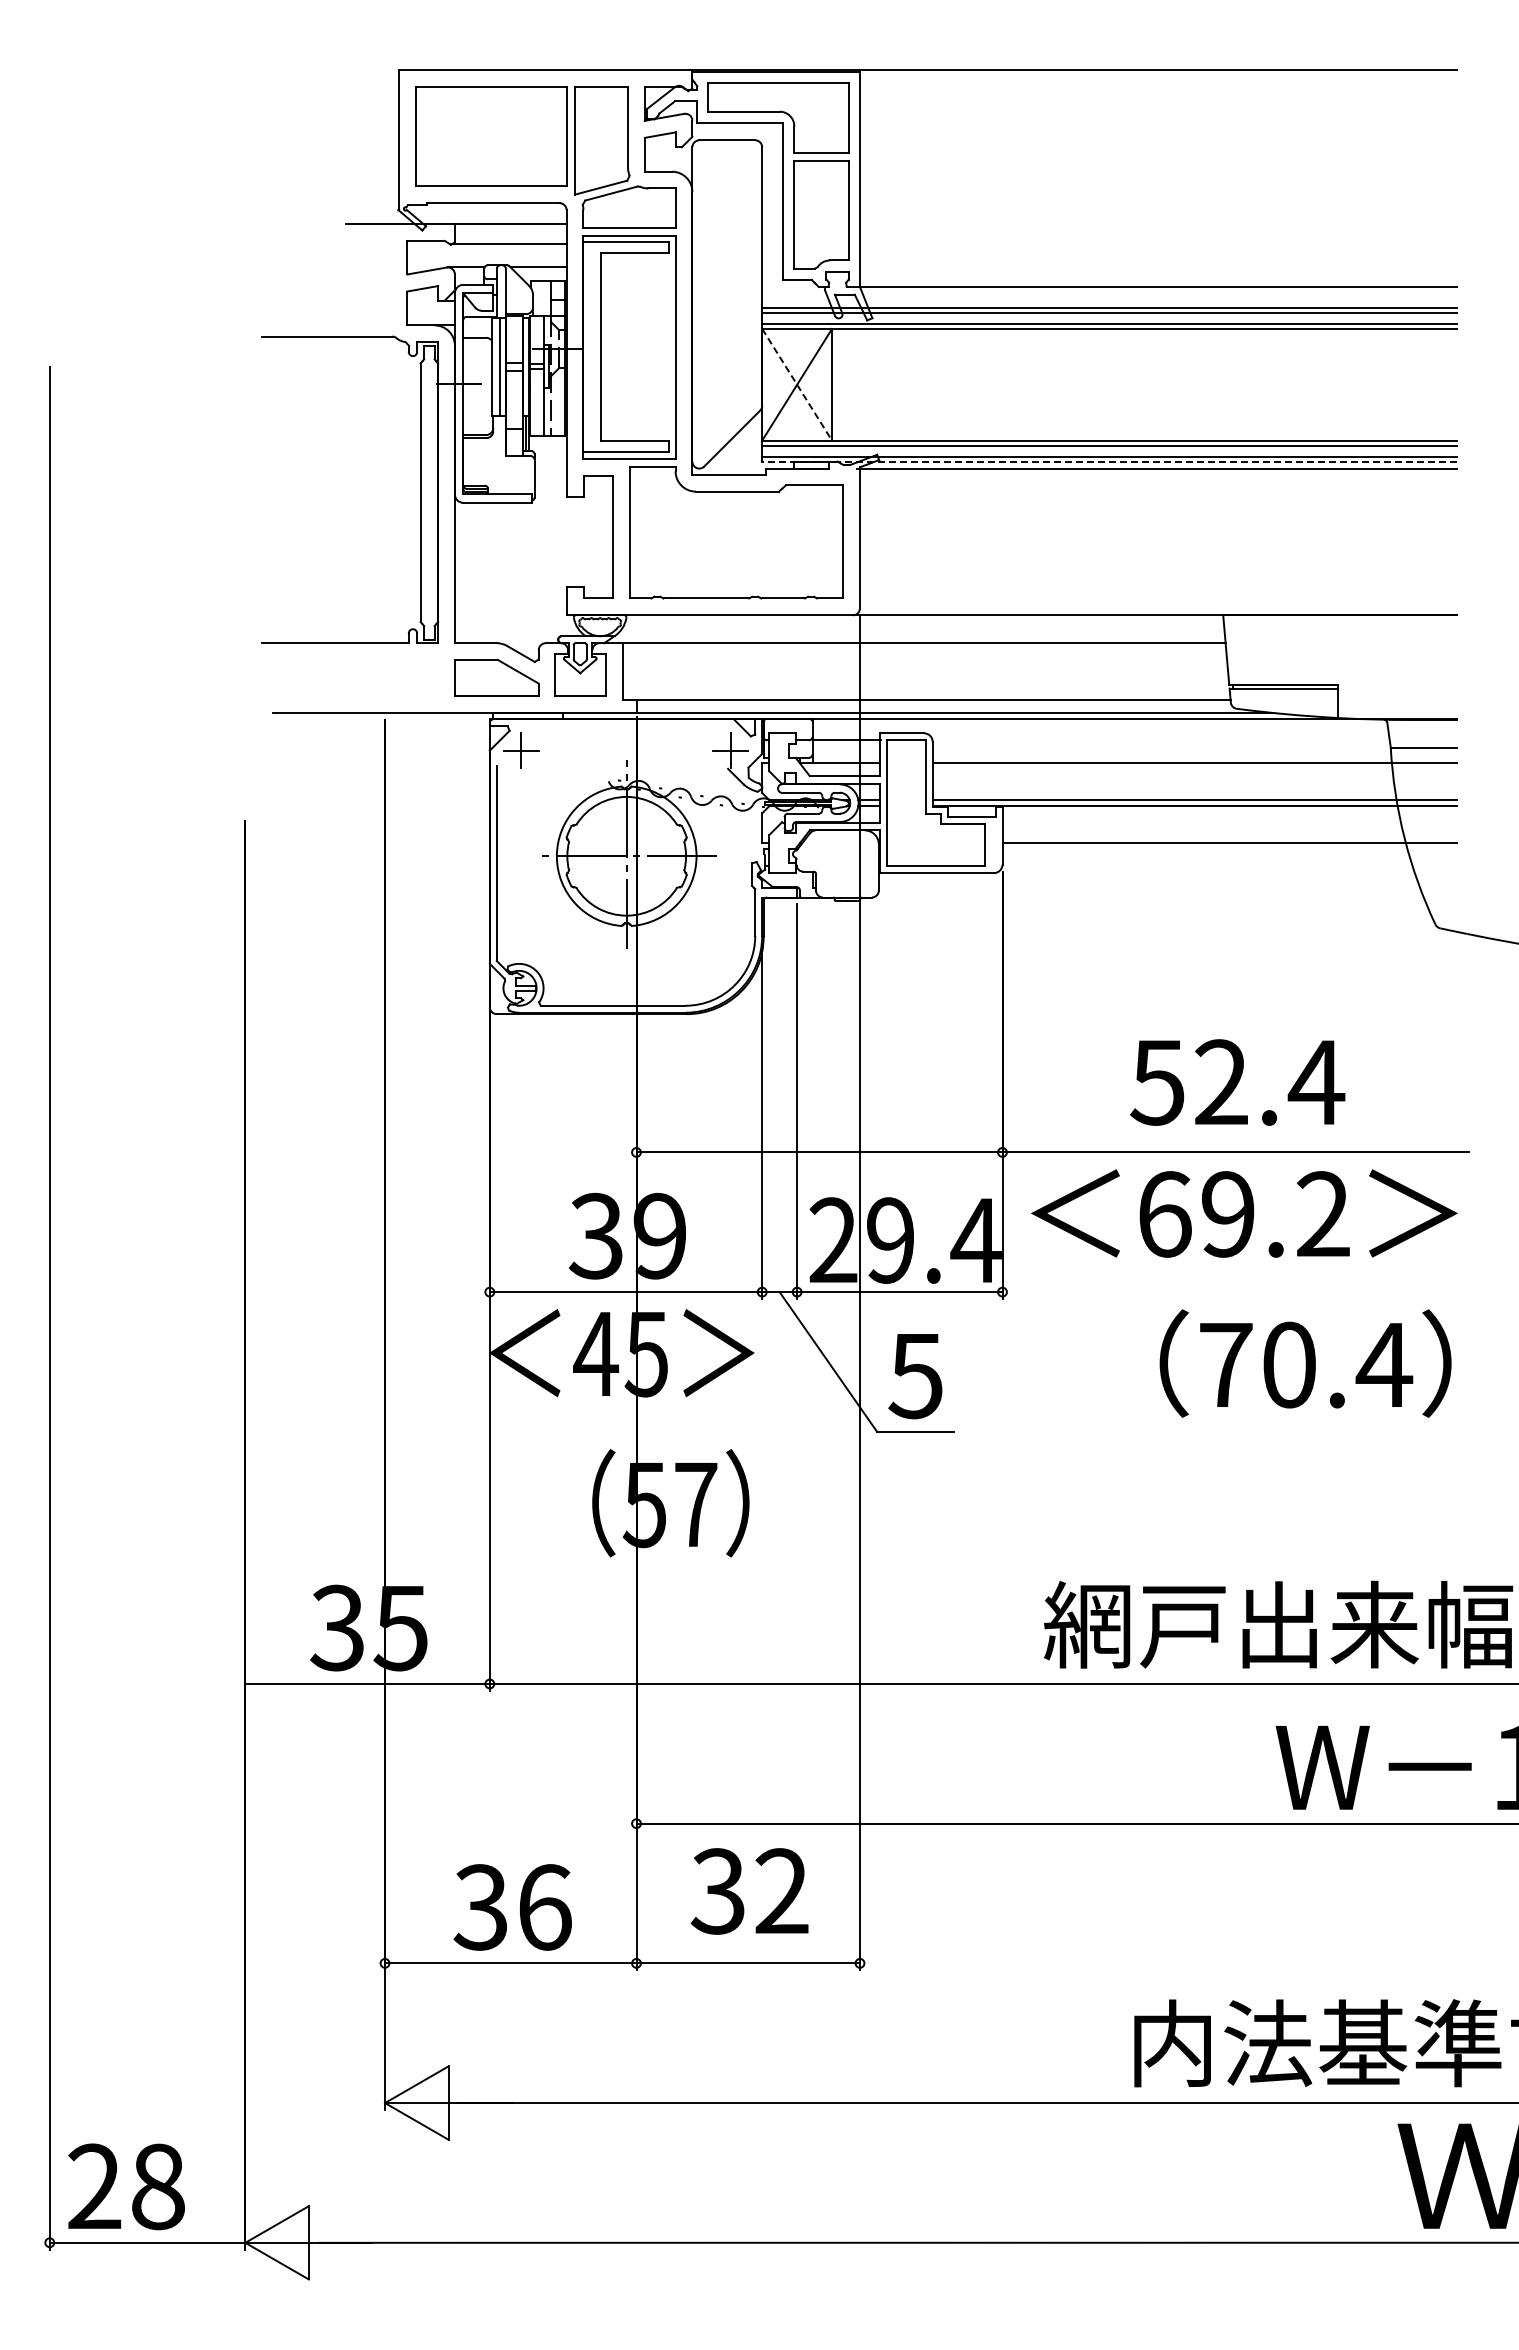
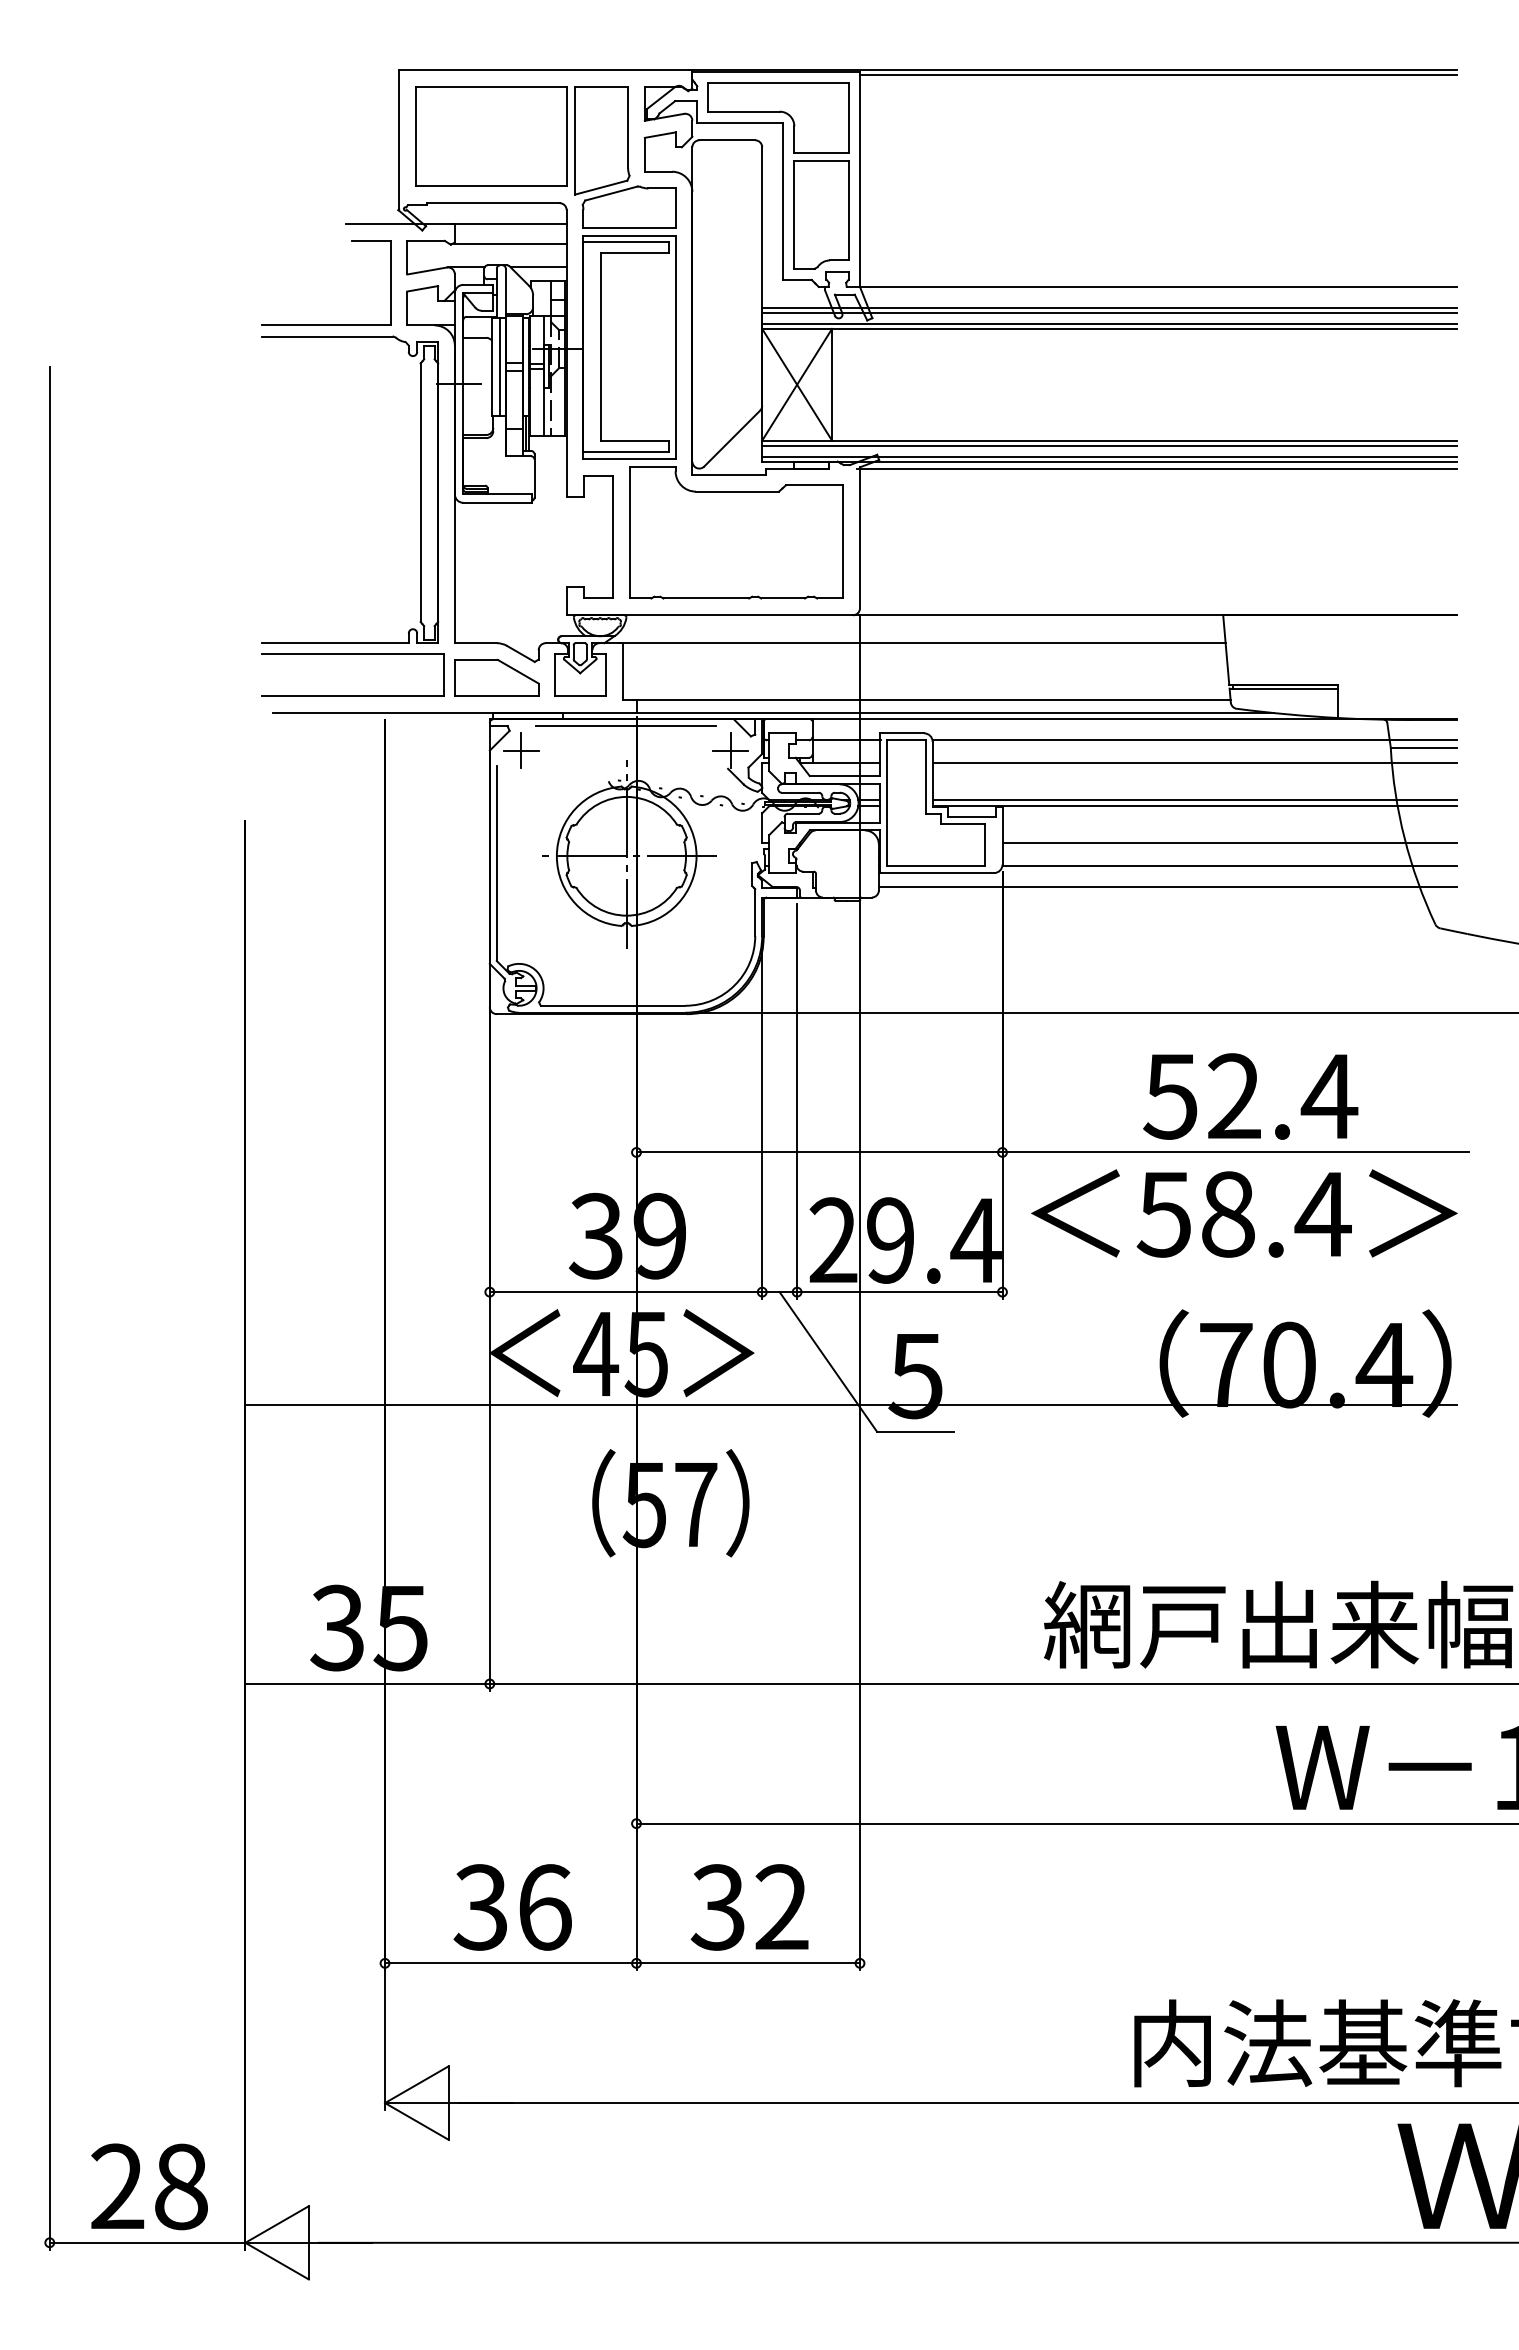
line: none -> present (1158, 75)
part: none -> present (326, 324)
line: dashed -> solid (797, 384)
line: dashed -> solid (1109, 461)
part: none -> present (352, 654)
line: none -> present (625, 726)
line: none -> present (1195, 740)
line: none -> present (1230, 866)
line: none -> present (1168, 886)
line: none -> present (1103, 1012)
text position: (1237, 1082) -> (1250, 1096) (1250, 1096)
text: 69.2 -> 58.4 (1243, 1214)
line: none -> present (851, 1404)
text position: (749, 1891) -> (749, 1907) (749, 1907)
text position: (126, 2186) -> (149, 2186) (149, 2186)
